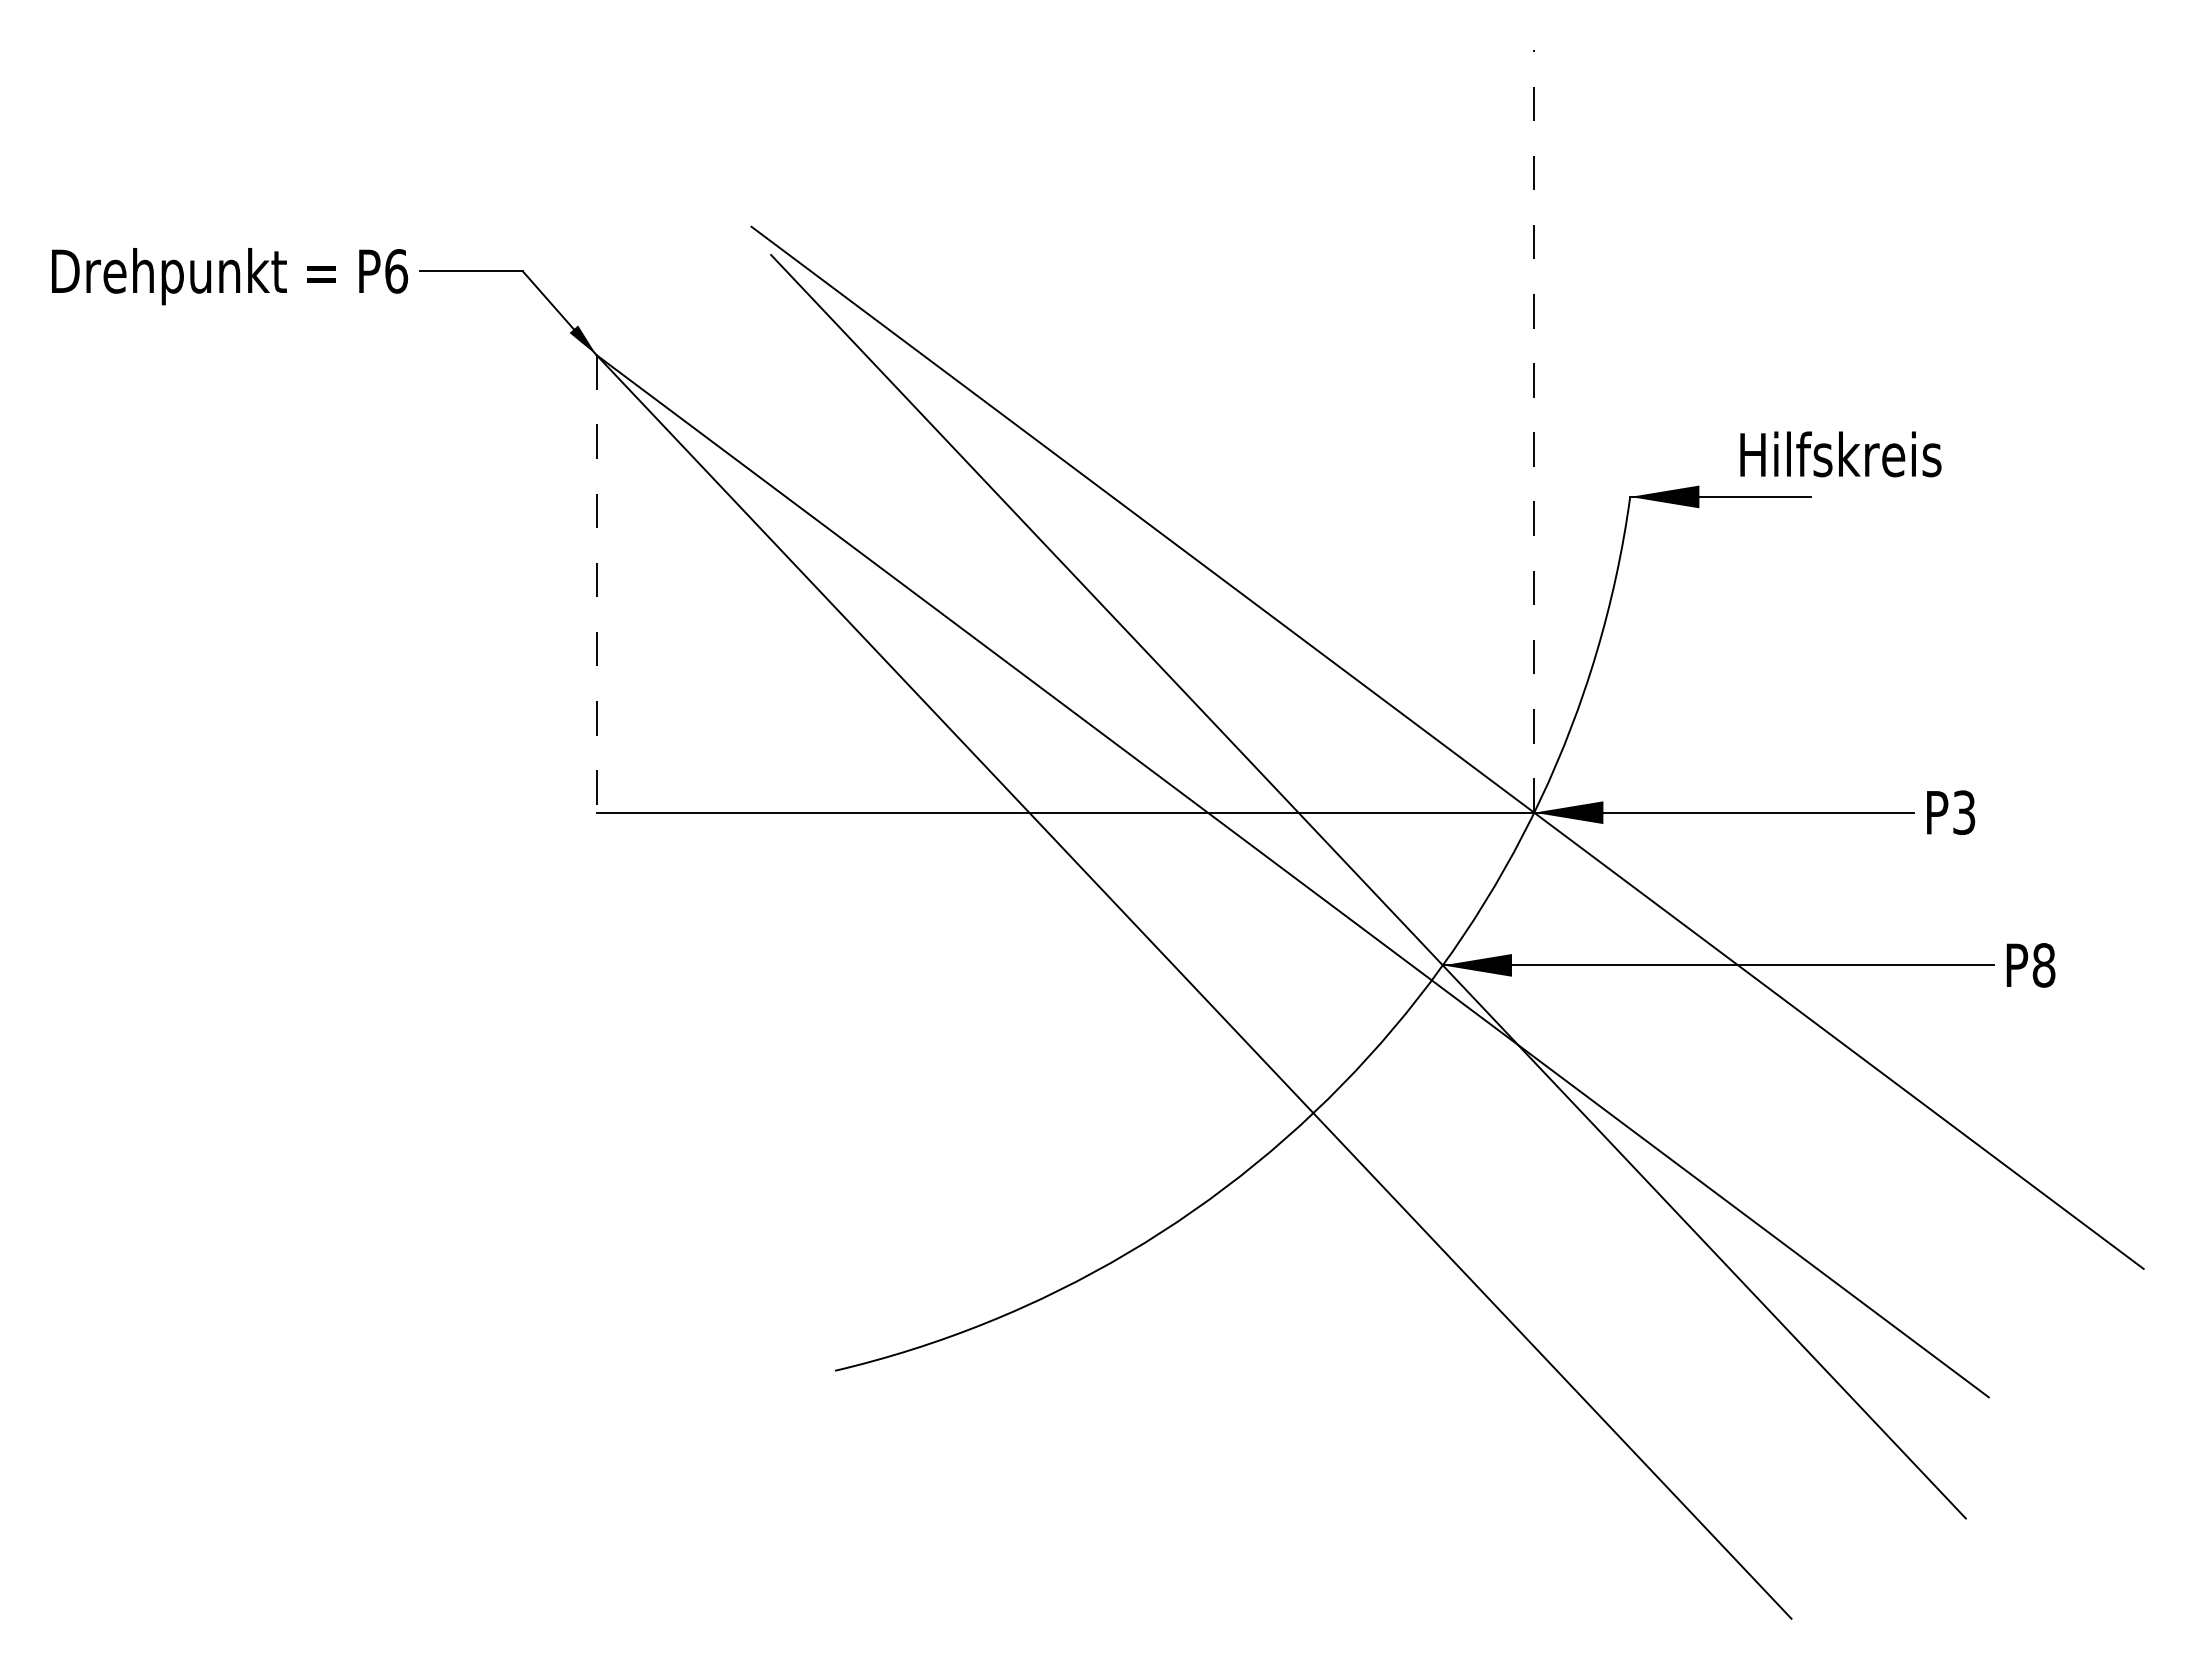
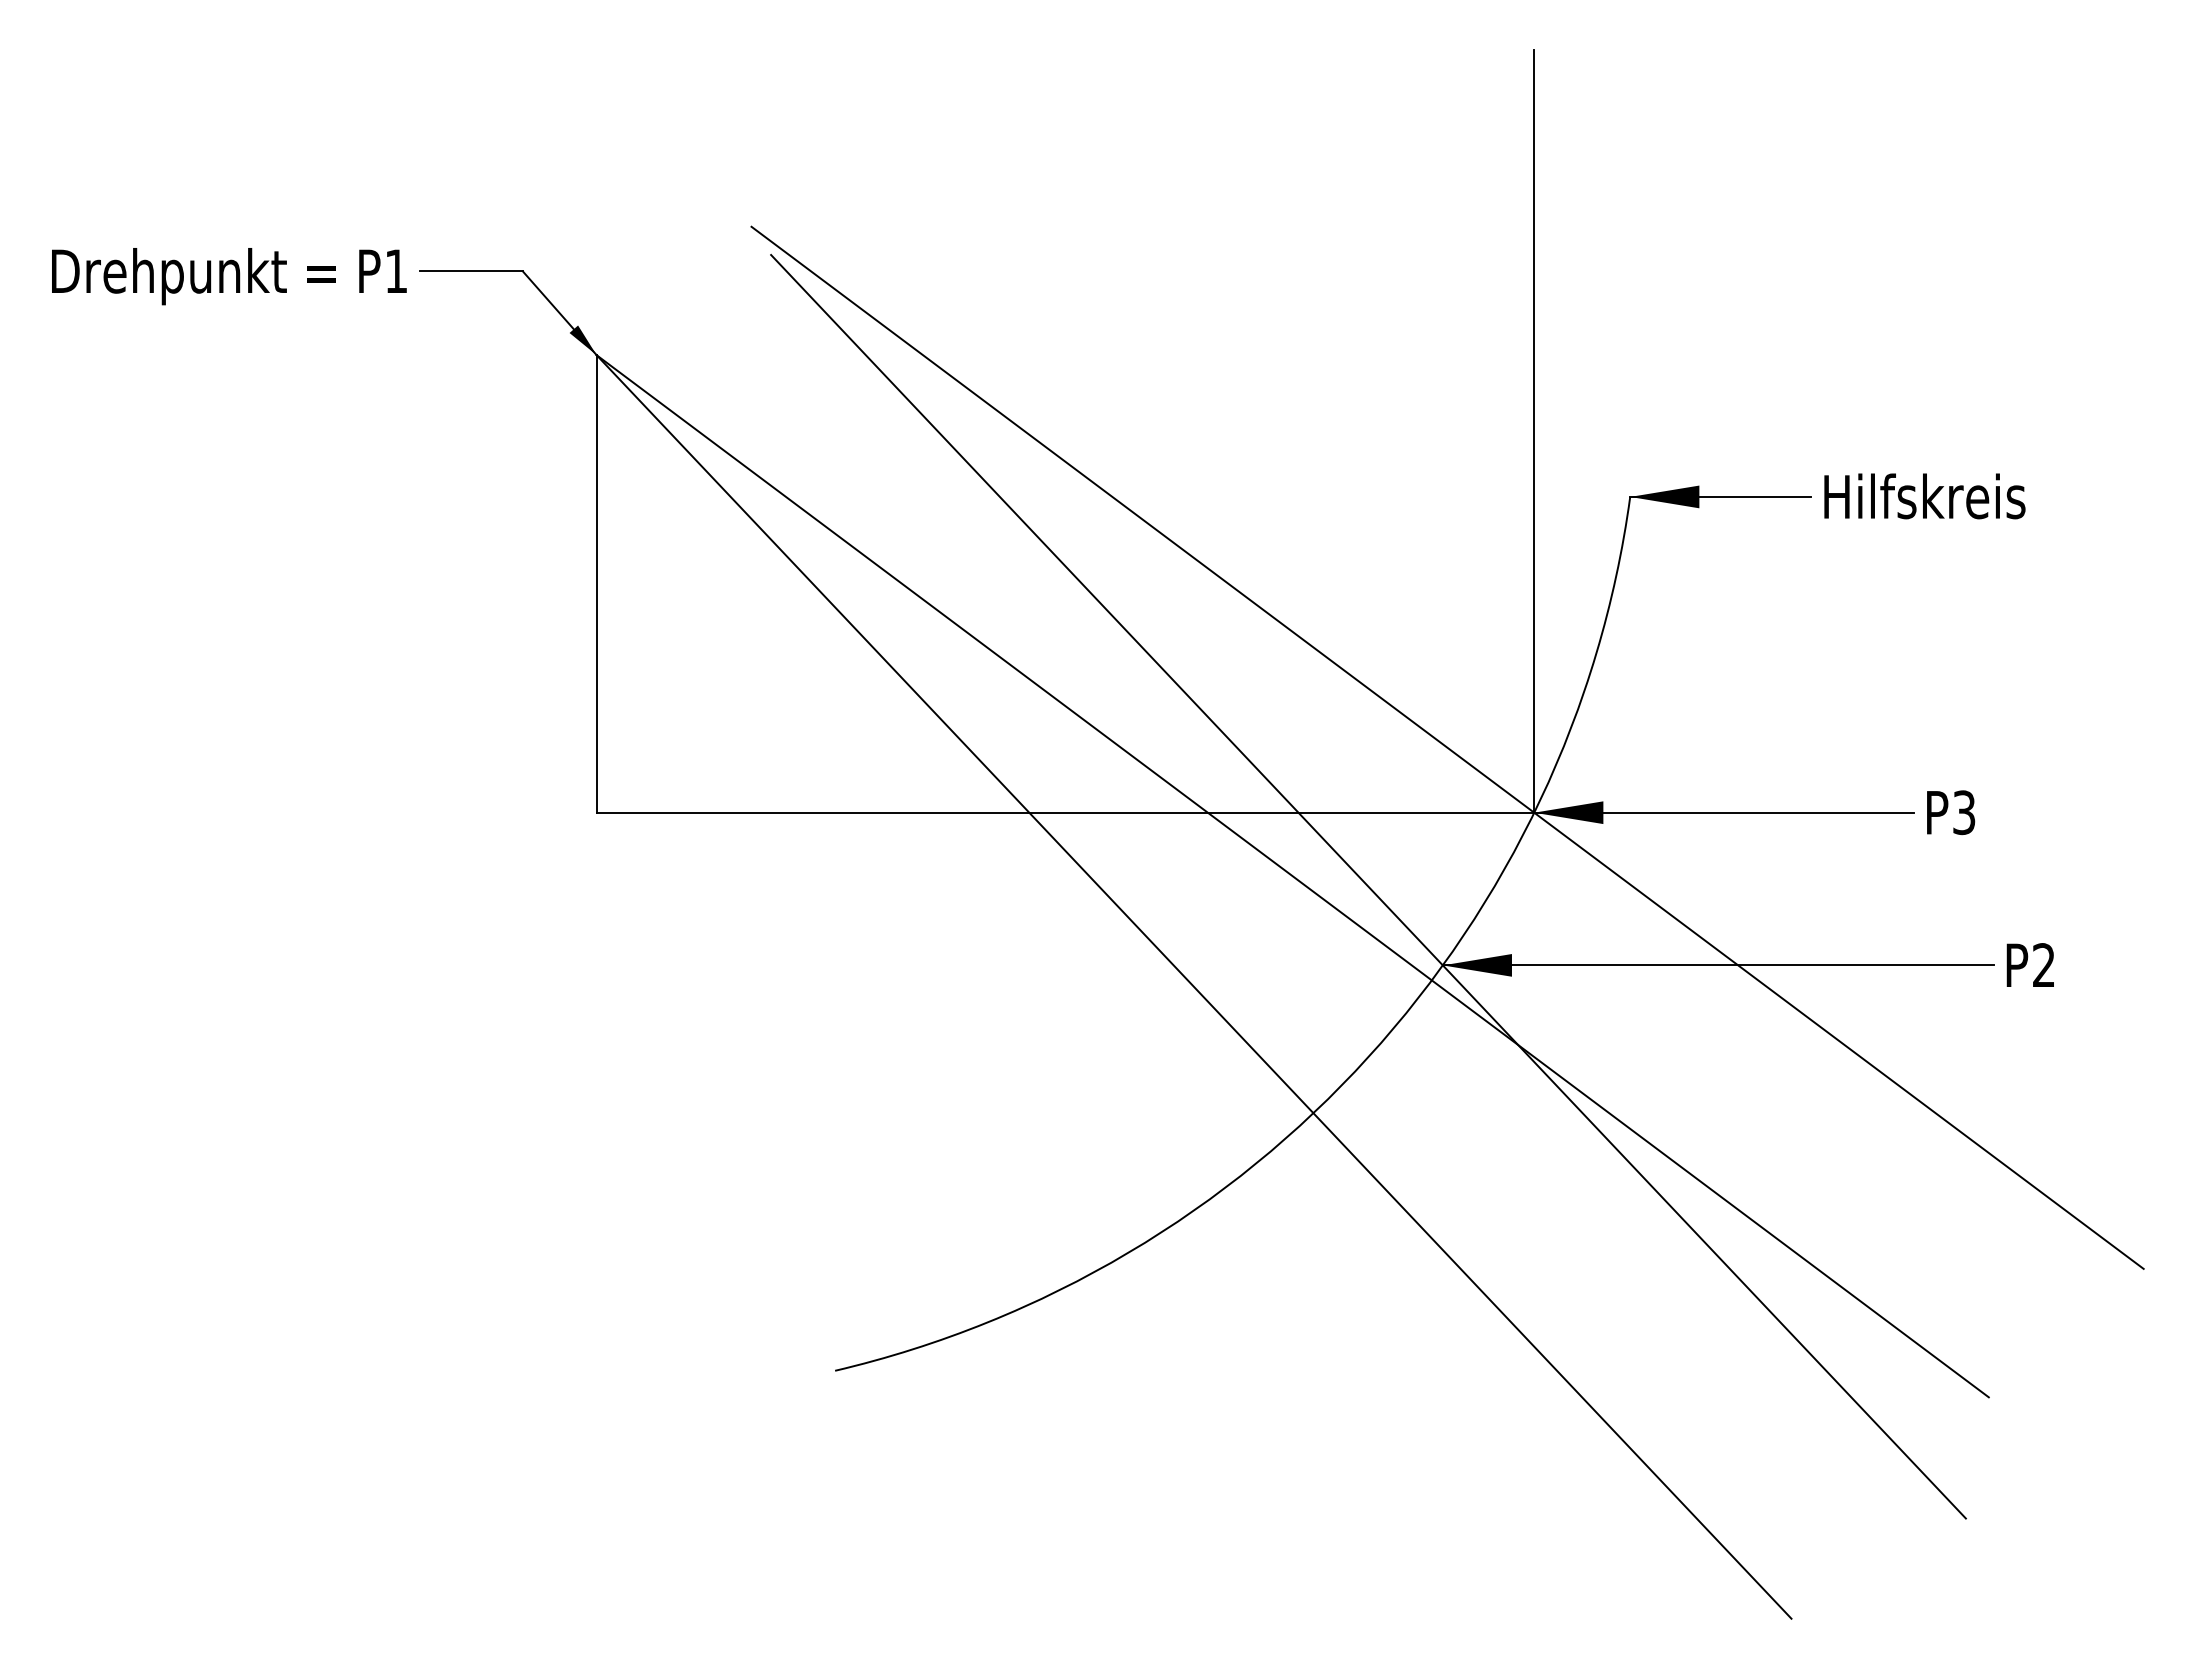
text: P6 -> P1 (396, 271)
line: dashed -> solid (1534, 430)
text position: (1840, 454) -> (1924, 496) (1924, 496)
line: dashed -> solid (596, 583)
text: P8 -> P2 (2043, 965)
